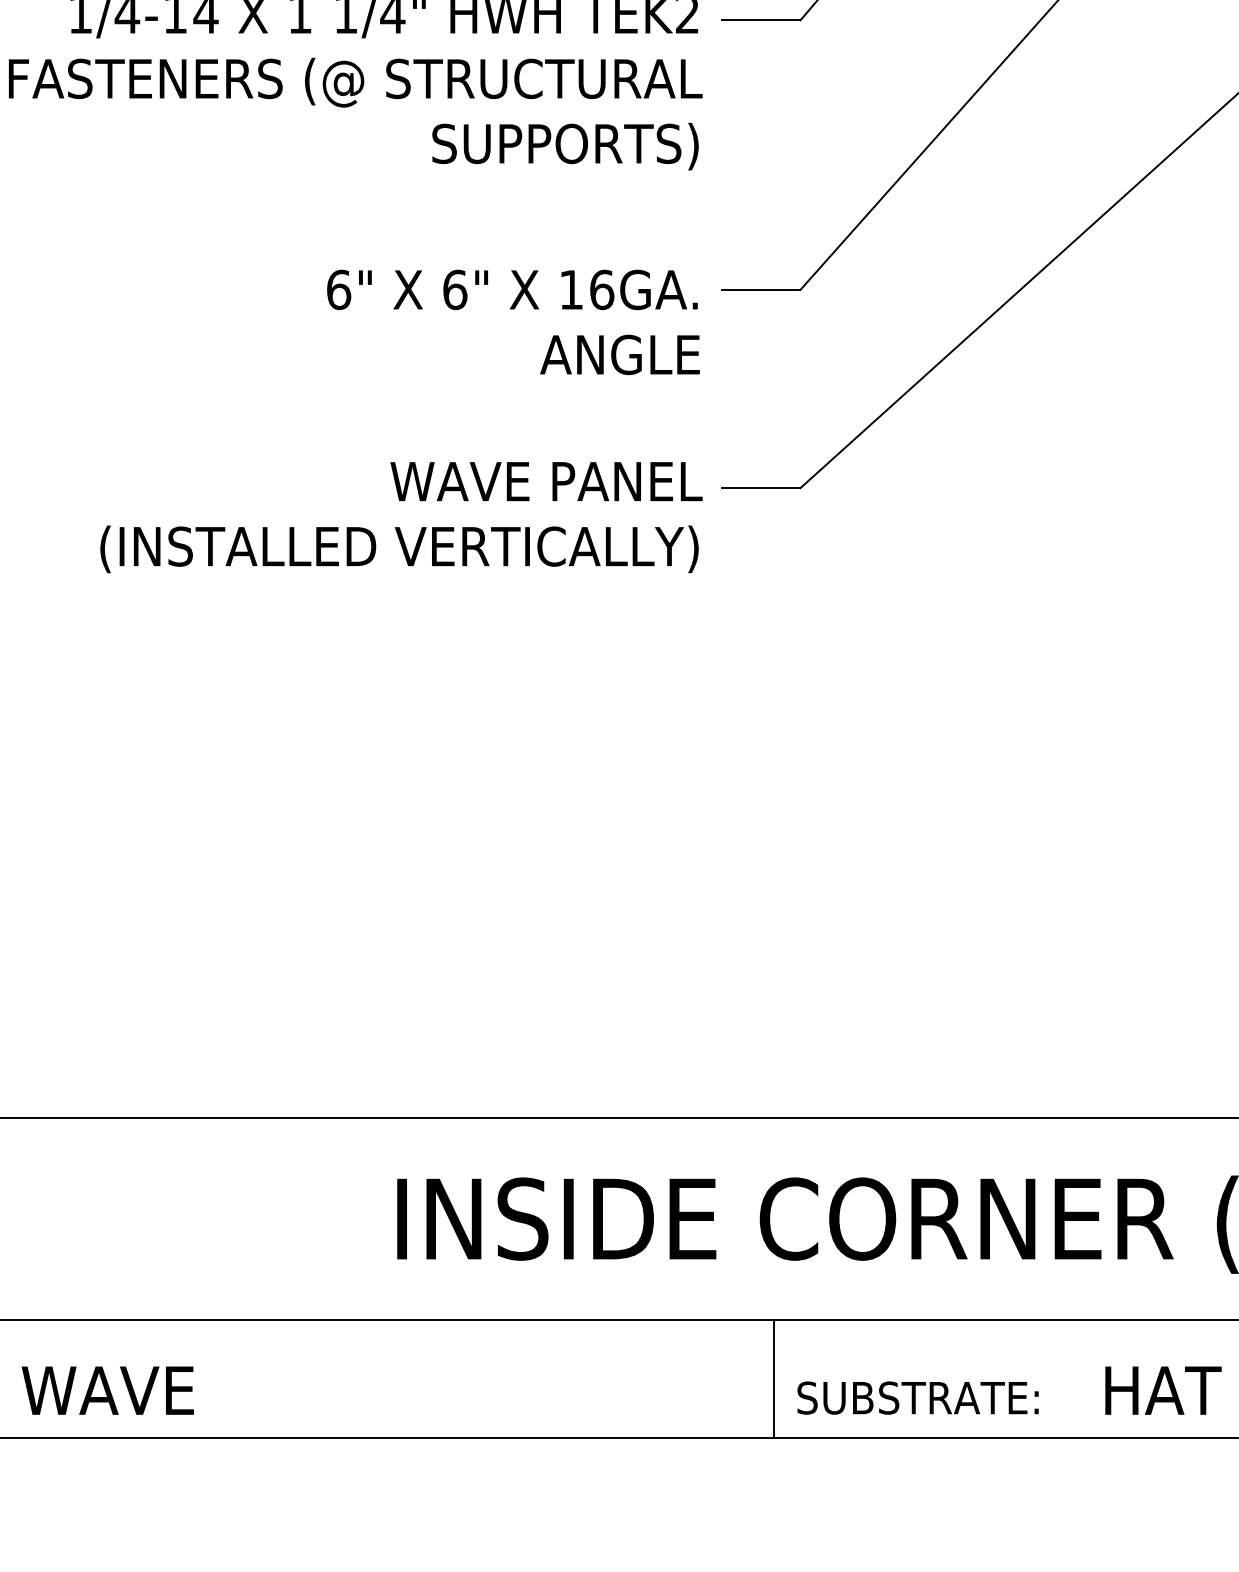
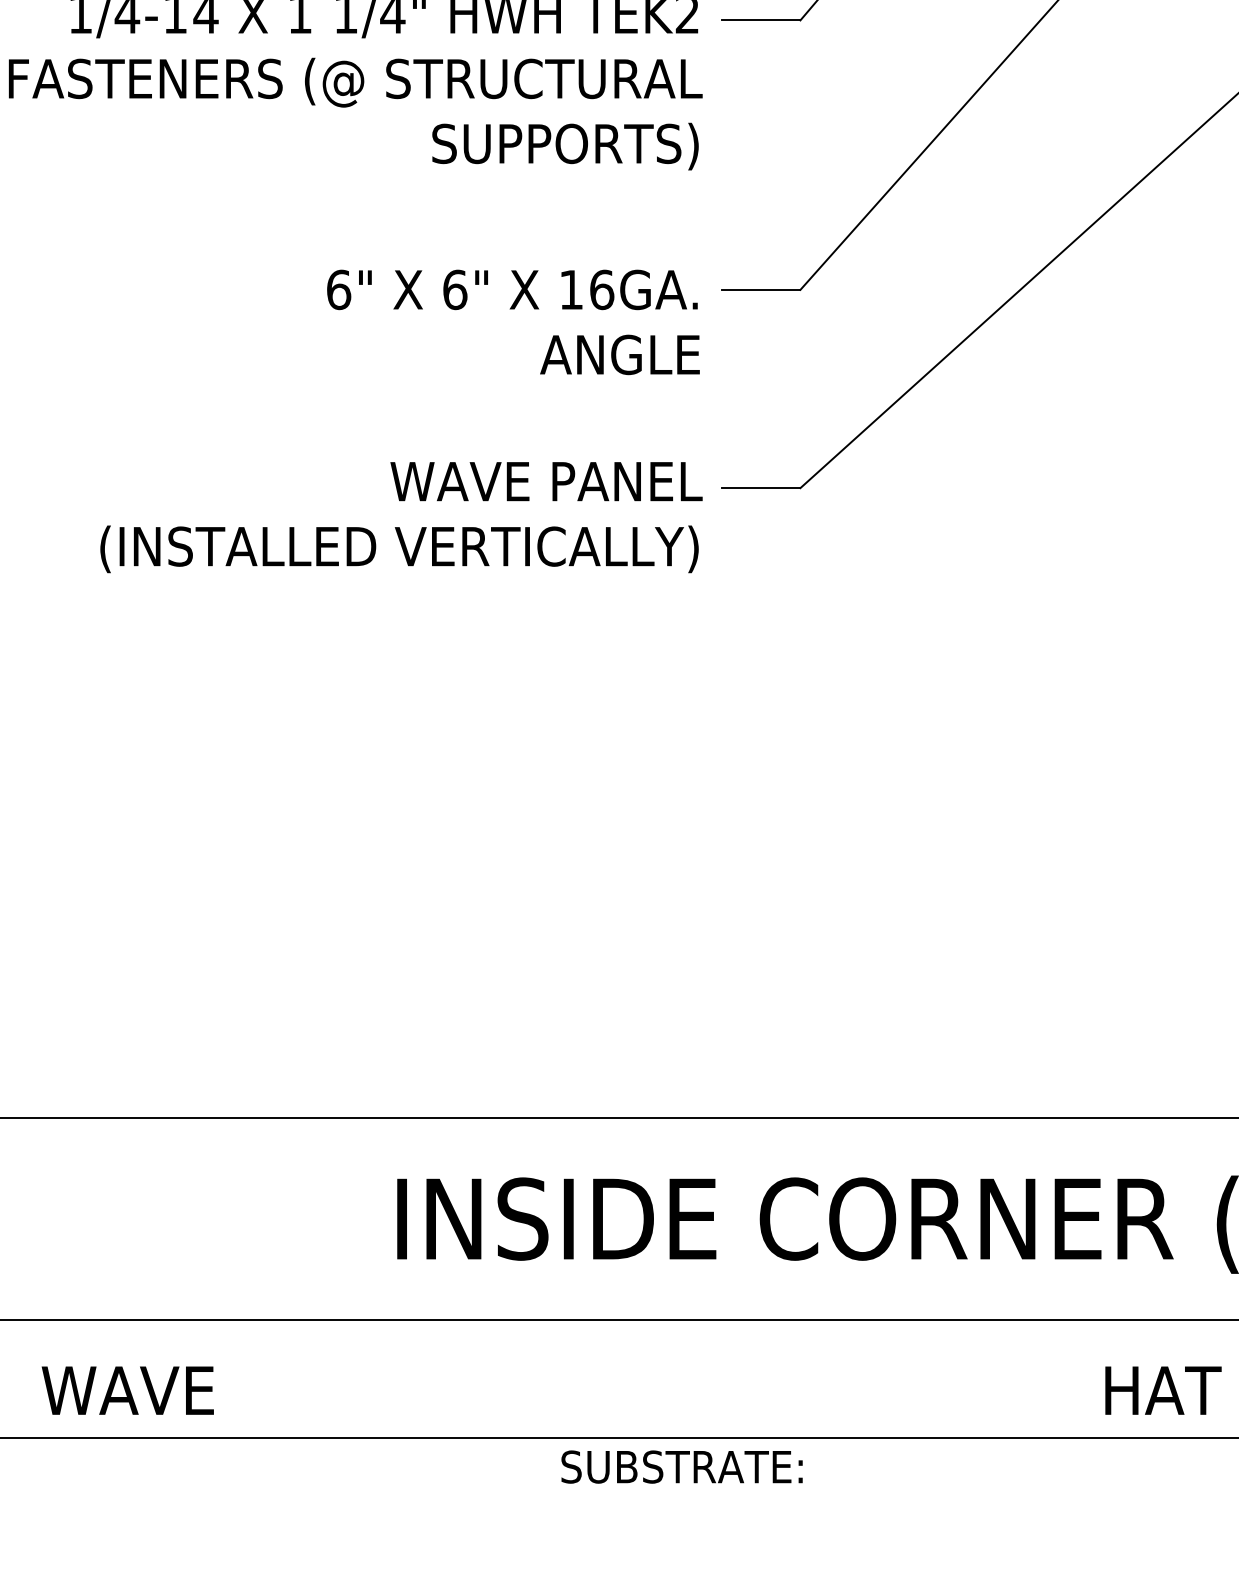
line: present -> none (774, 1379)
text position: (107, 1390) -> (127, 1390) (127, 1390)
text position: (917, 1397) -> (681, 1466) (681, 1466)
